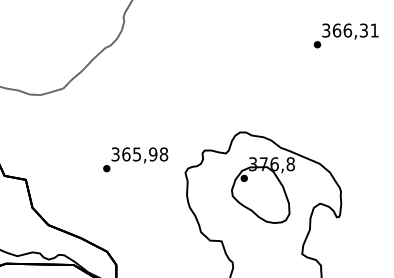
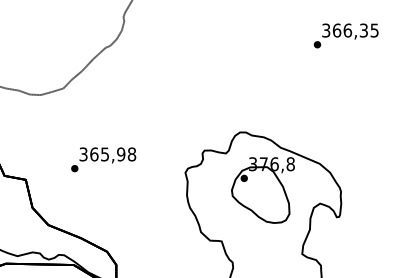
text: 366,31 -> 366,35 (374, 30)
text position: (135, 159) -> (103, 159) (103, 159)
